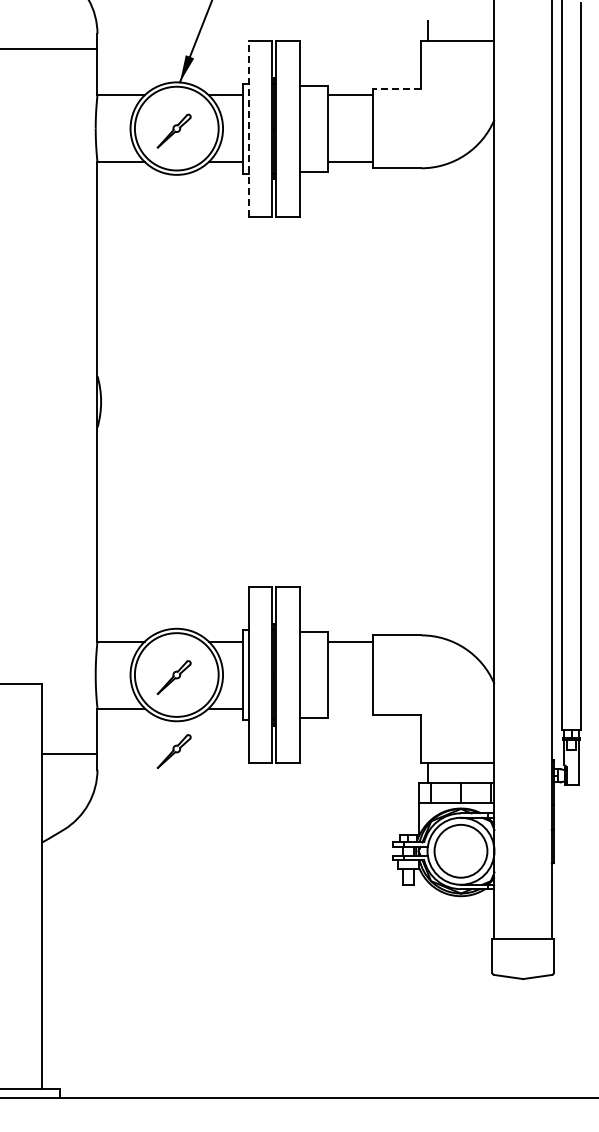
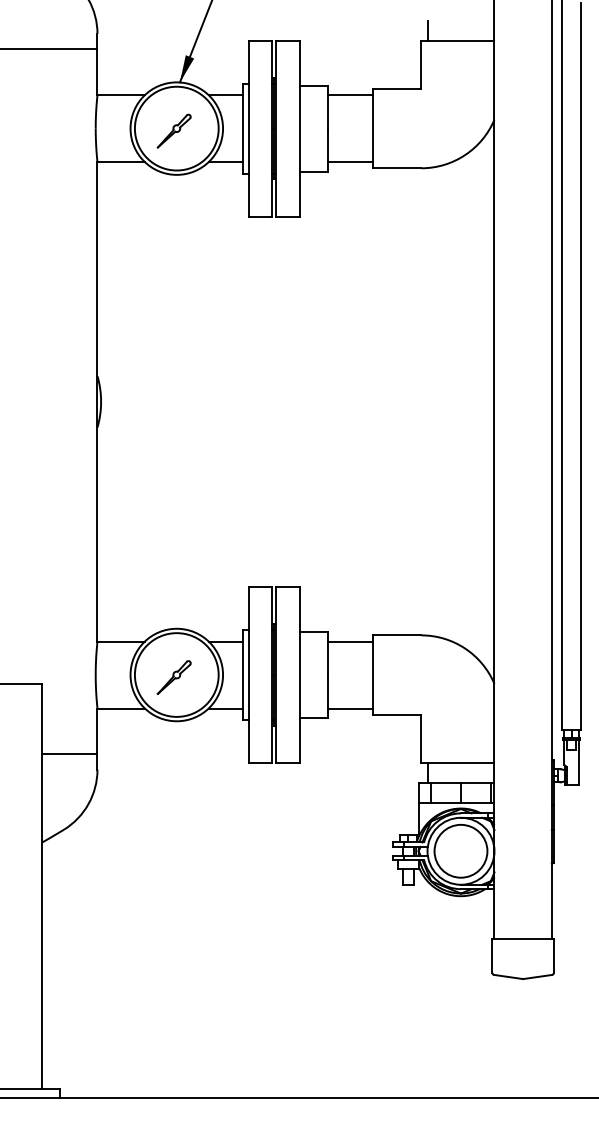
line: dashed -> solid (396, 88)
line: dashed -> solid (249, 128)
line: none -> present (349, 708)
part: present -> none (173, 751)
